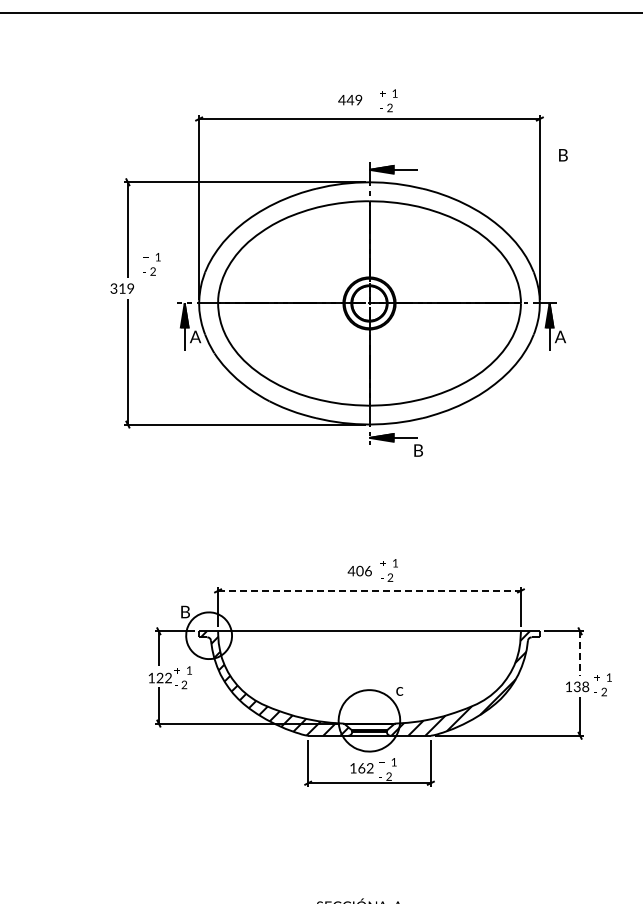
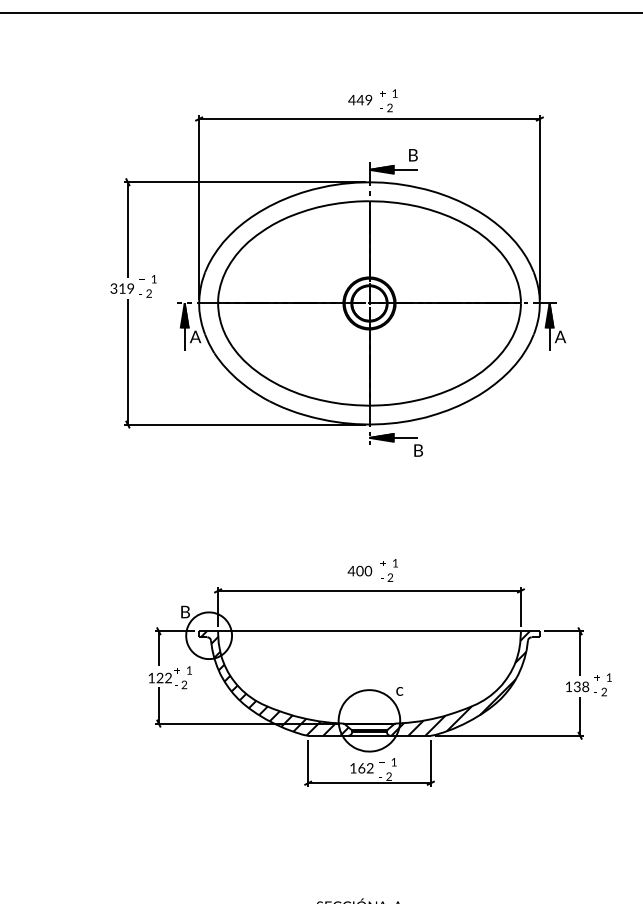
text position: (350, 99) -> (360, 99) (360, 99)
text position: (563, 155) -> (413, 155) (413, 155)
text position: (151, 264) -> (147, 286) (147, 286)
text: 406 -> 400 (368, 570)
line: dashed -> solid (370, 590)
line: dashed -> solid (580, 653)
